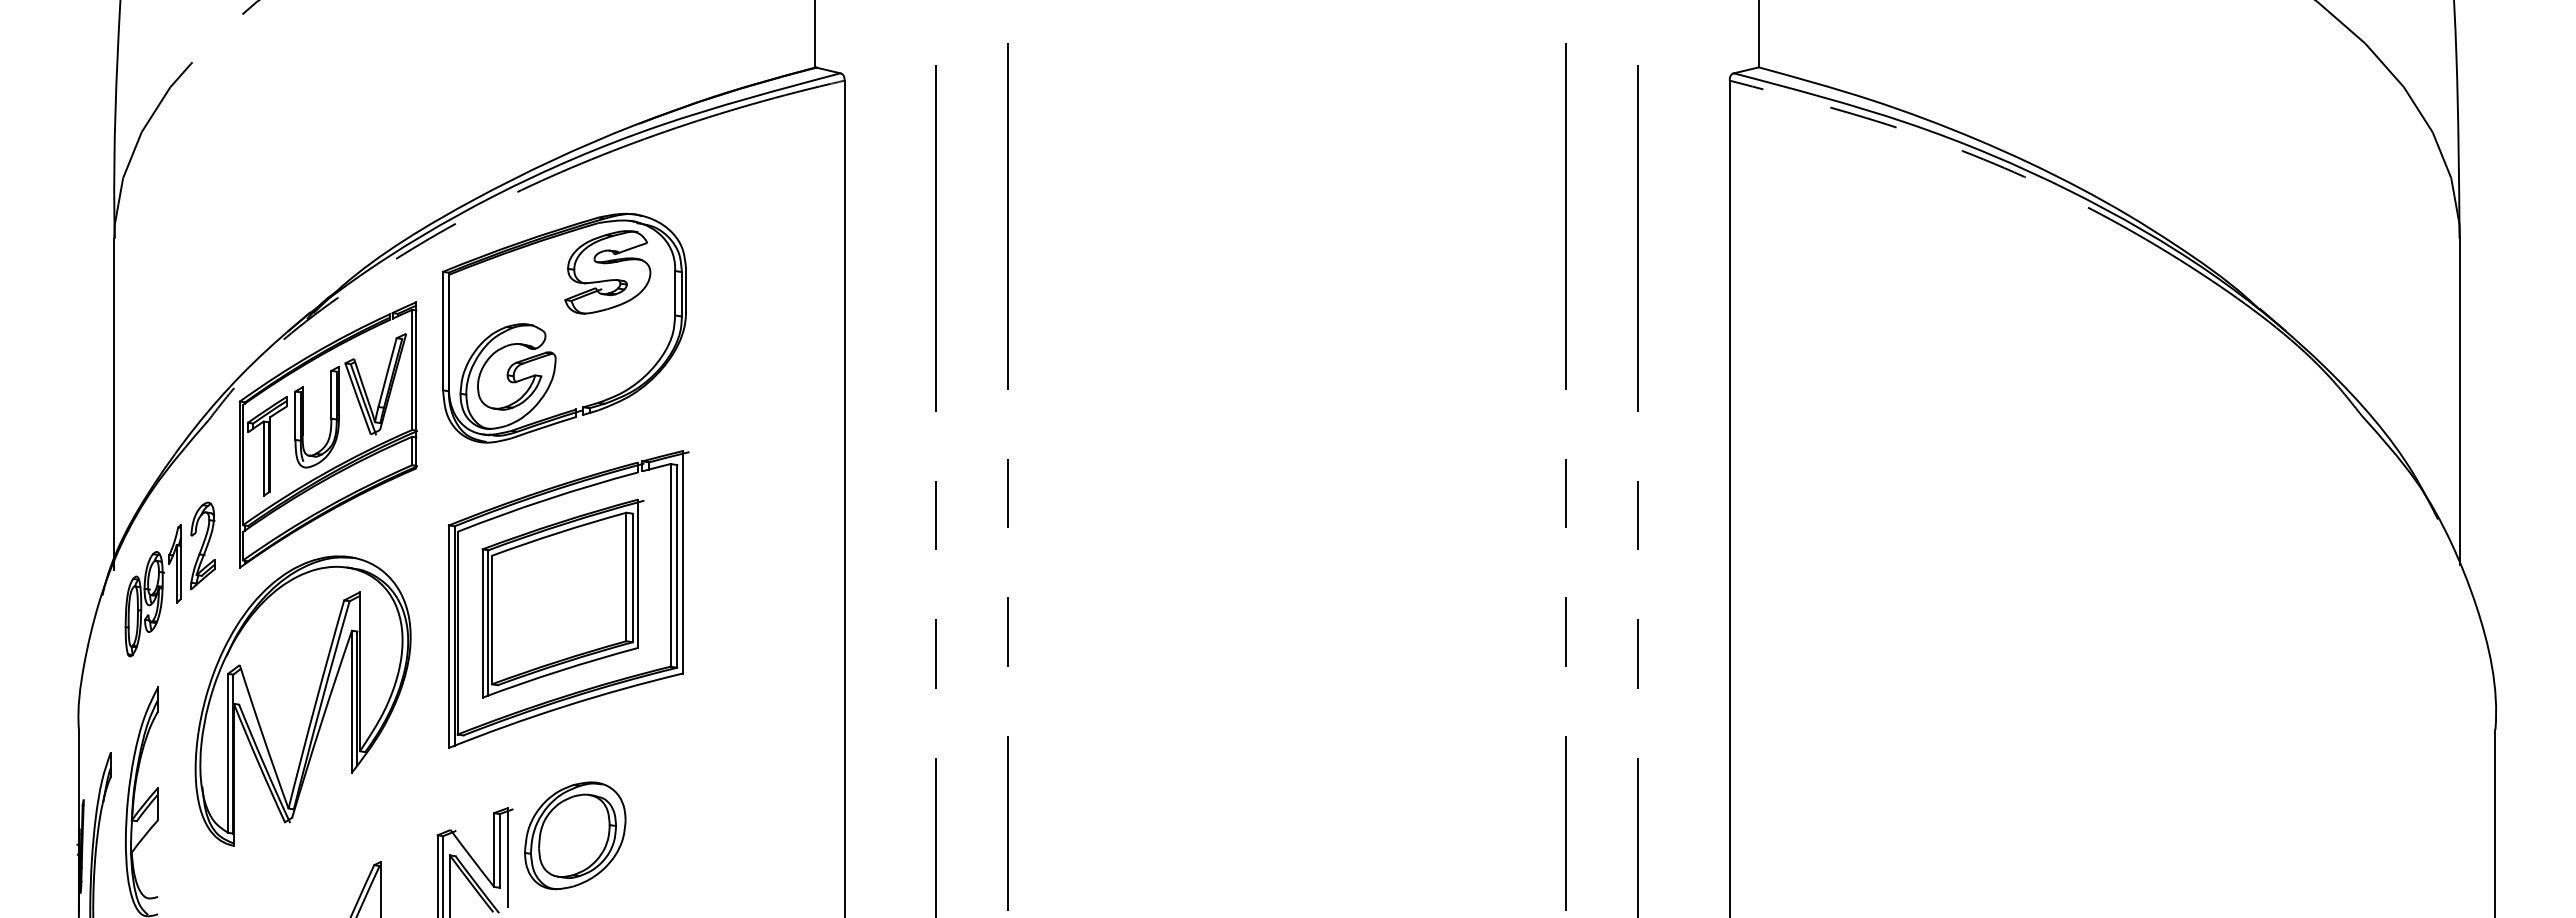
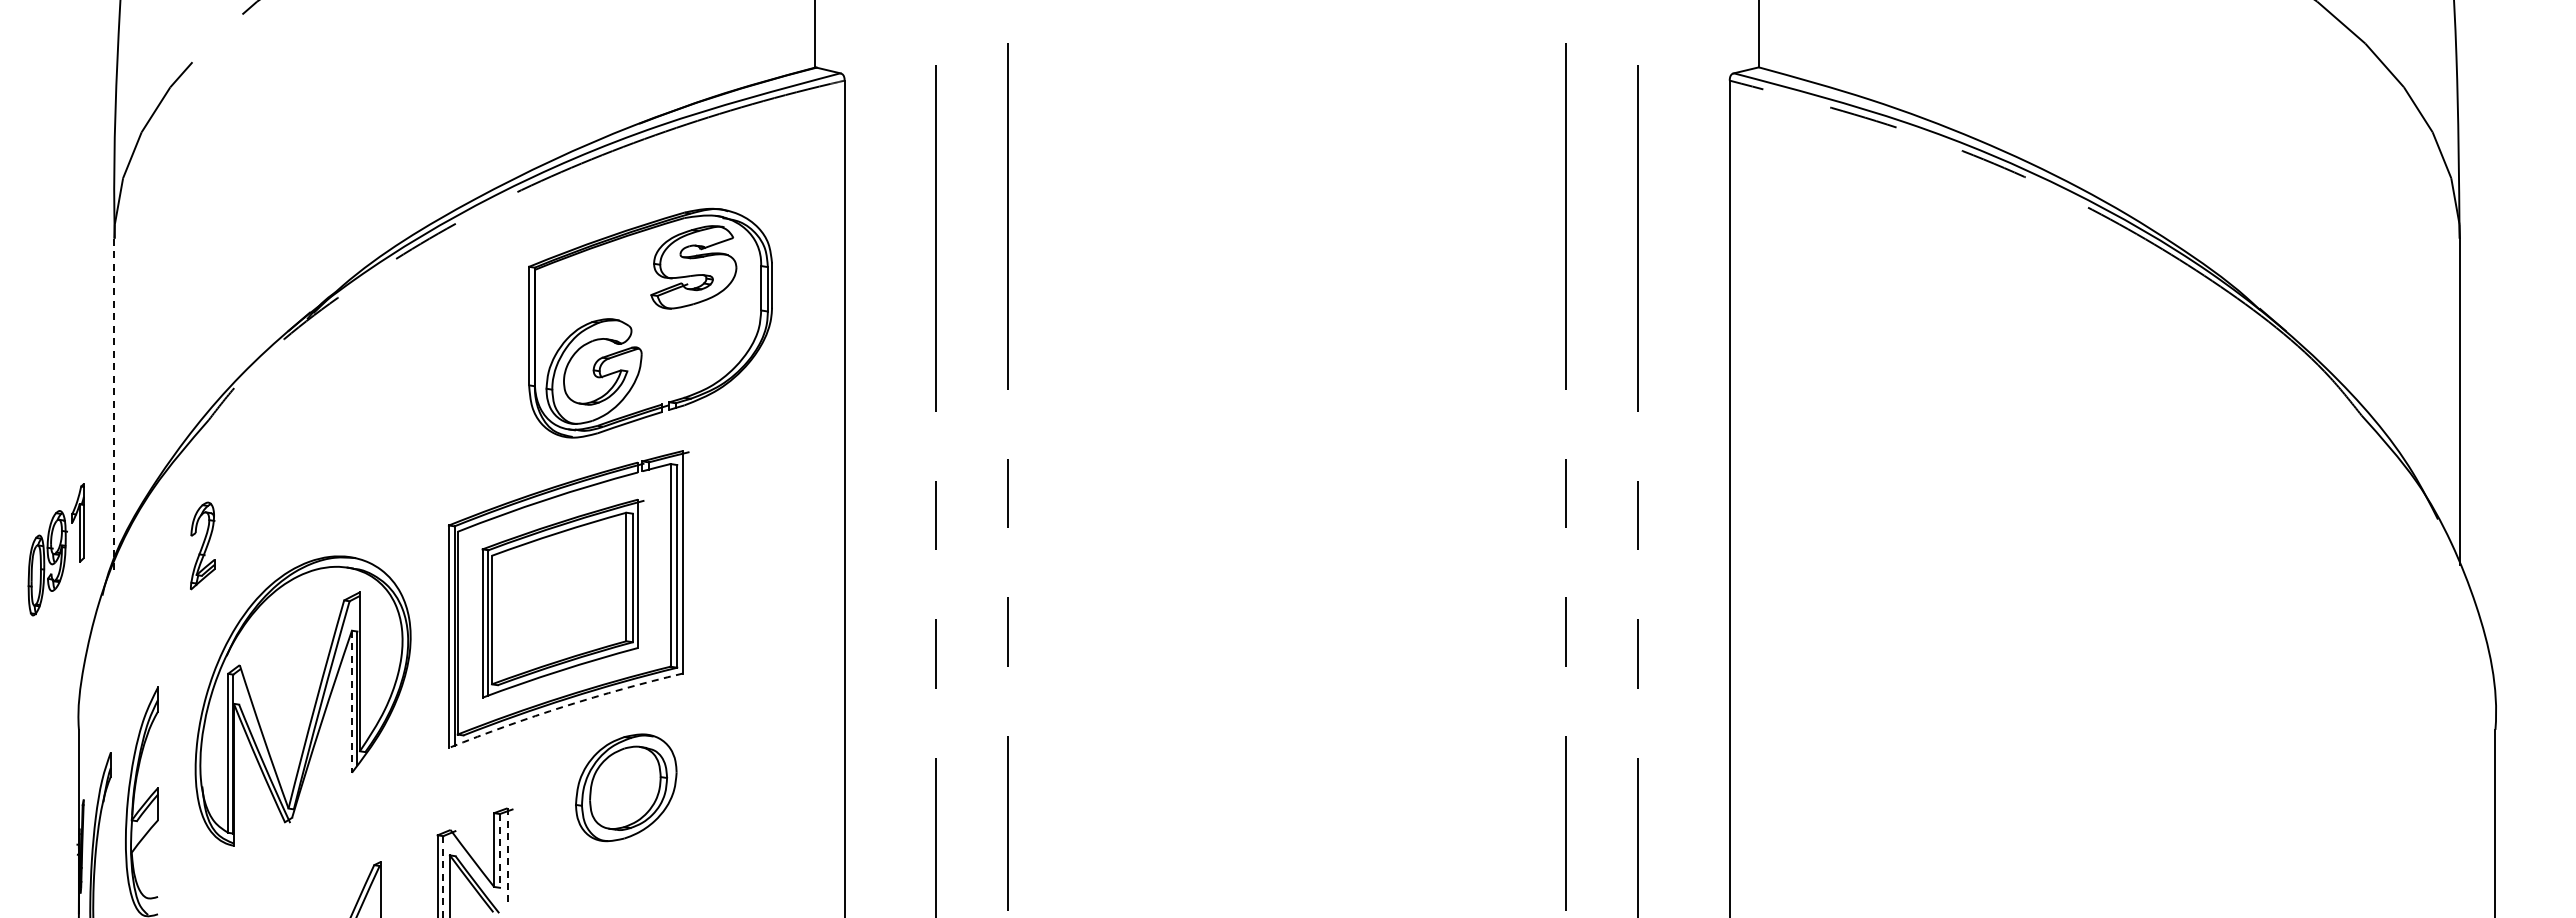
part position: (564, 327) -> (650, 322) (650, 322)
line: solid -> dashed (114, 404)
part: present -> none (327, 434)
part position: (152, 590) -> (55, 549) (55, 549)
line: solid -> dashed (352, 701)
arc: solid -> dashed (564, 706)
part position: (575, 835) -> (626, 787) (626, 787)
line: solid -> dashed (500, 850)
line: solid -> dashed (507, 858)
line: solid -> dashed (443, 877)
